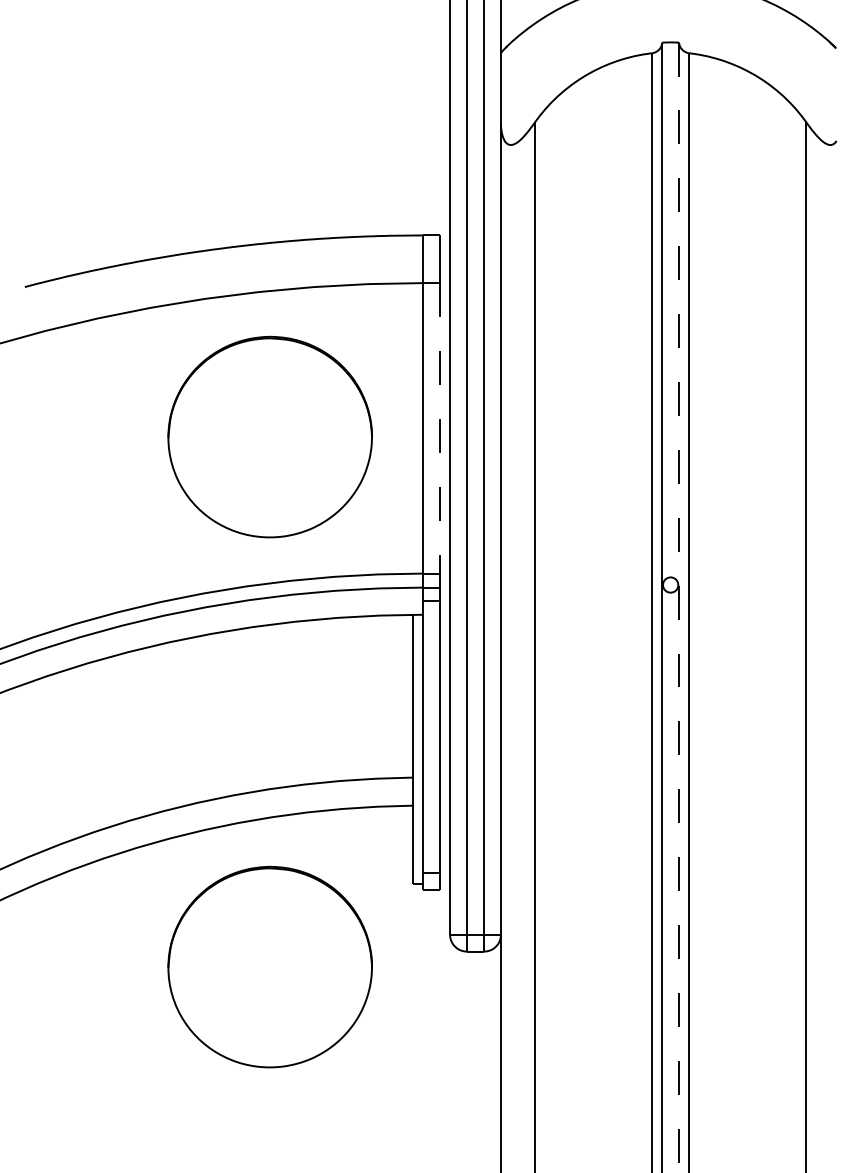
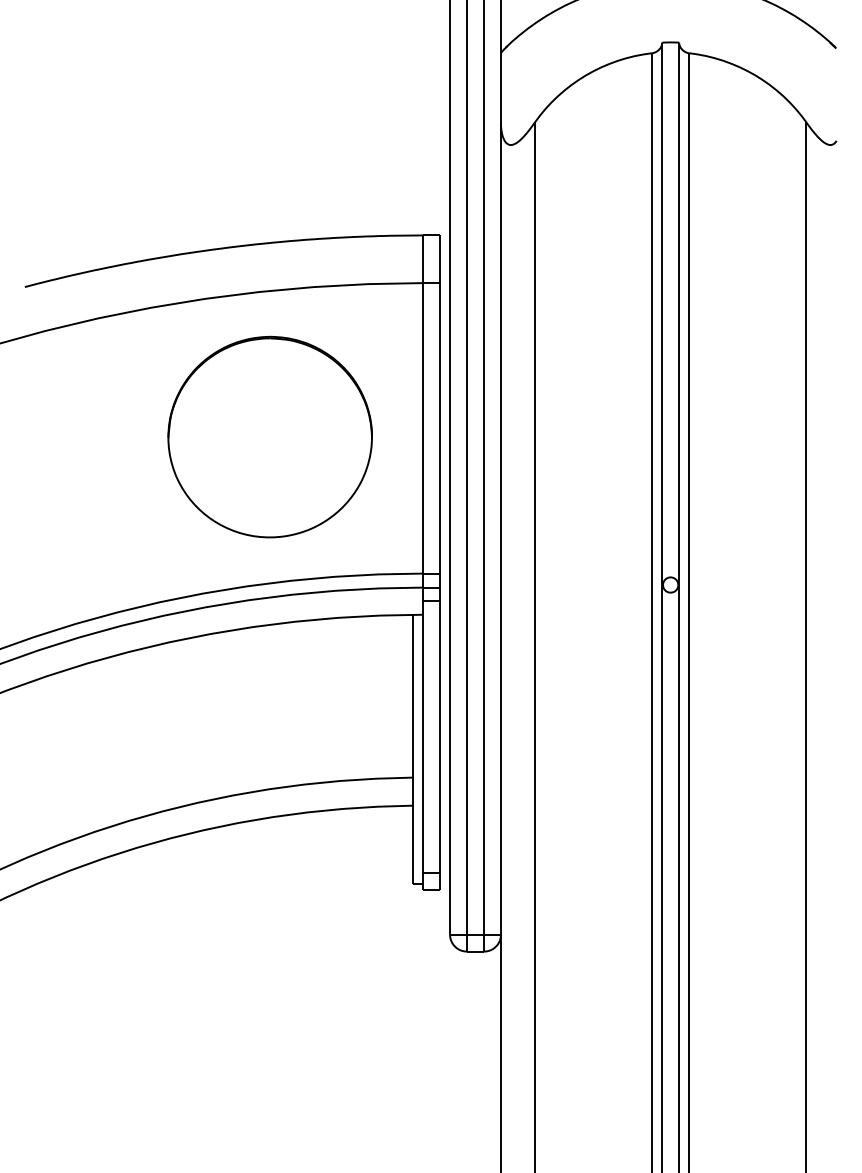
line: dashed -> solid (439, 428)
line: dashed -> solid (679, 607)
part: present -> none (269, 966)
